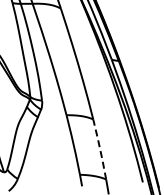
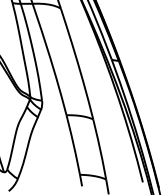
line: dashed -> solid (100, 148)
